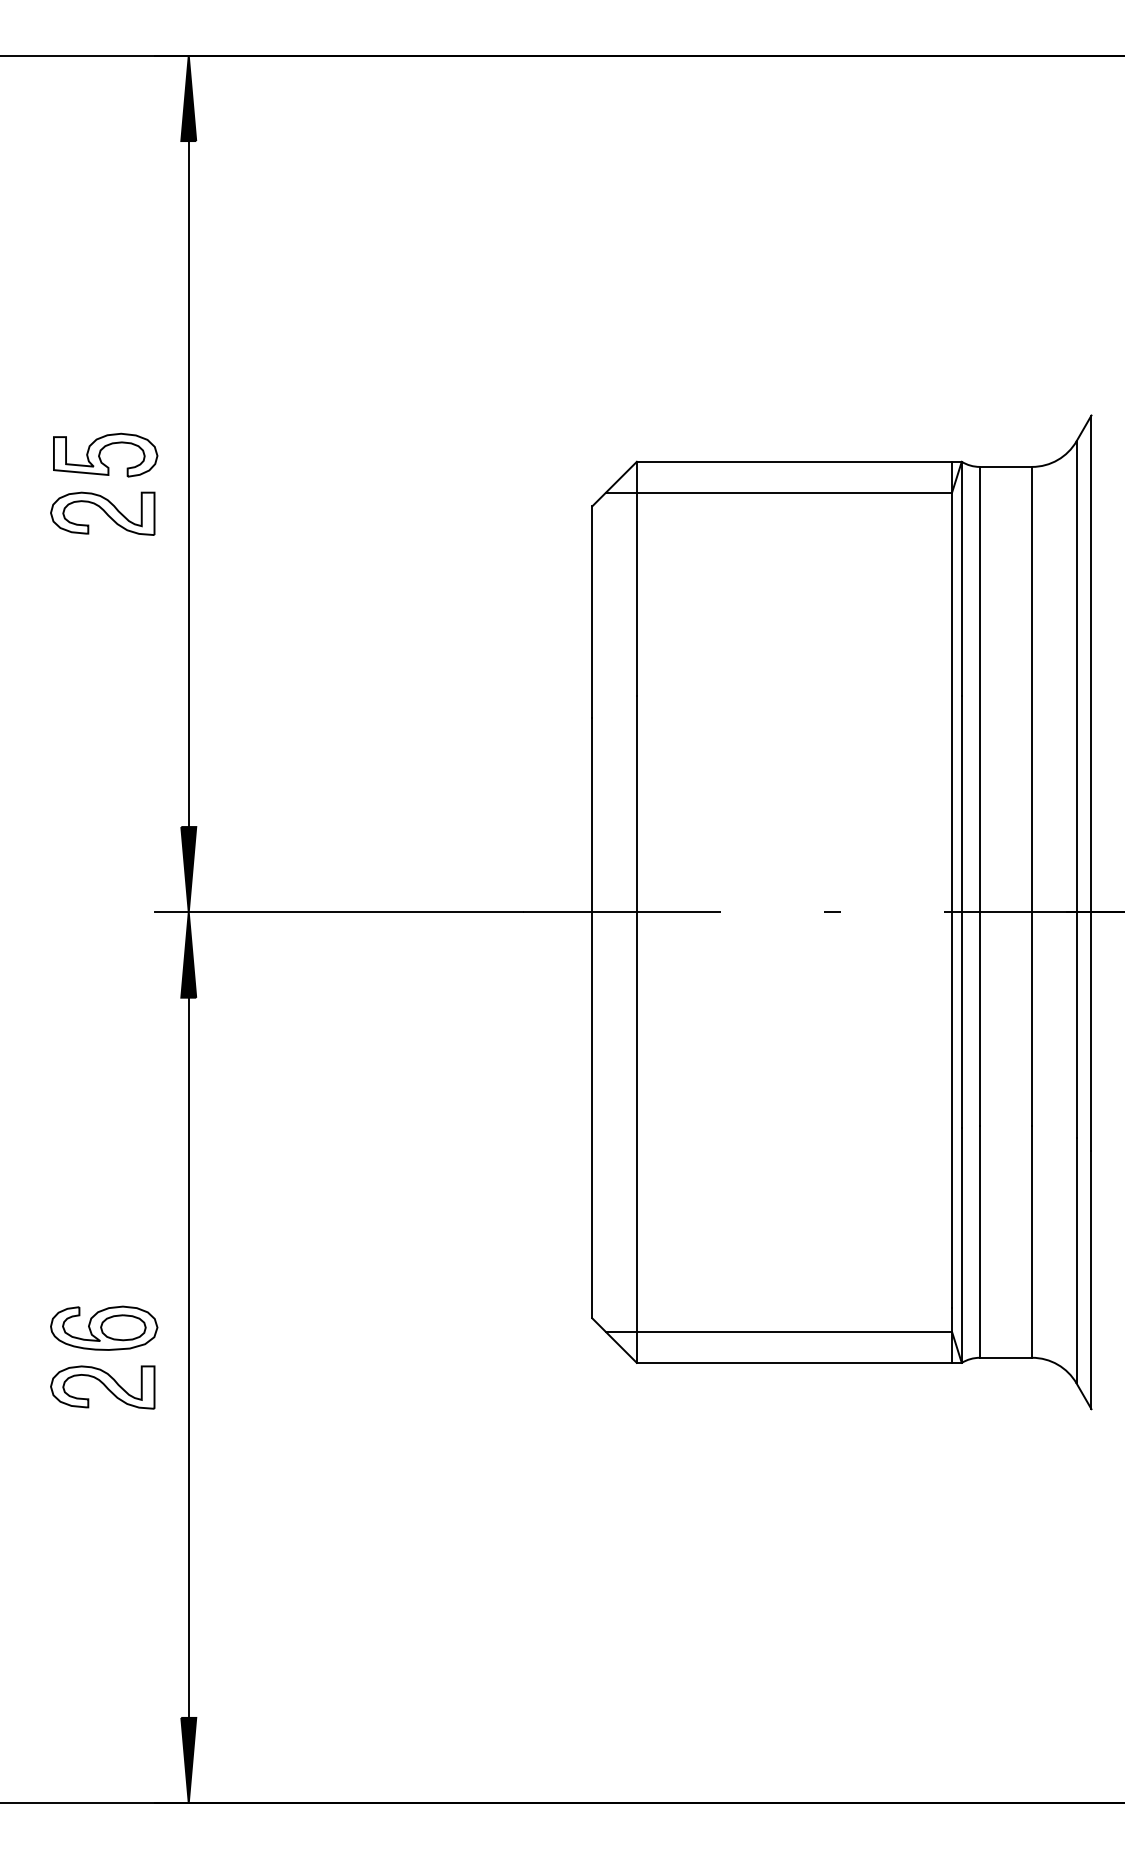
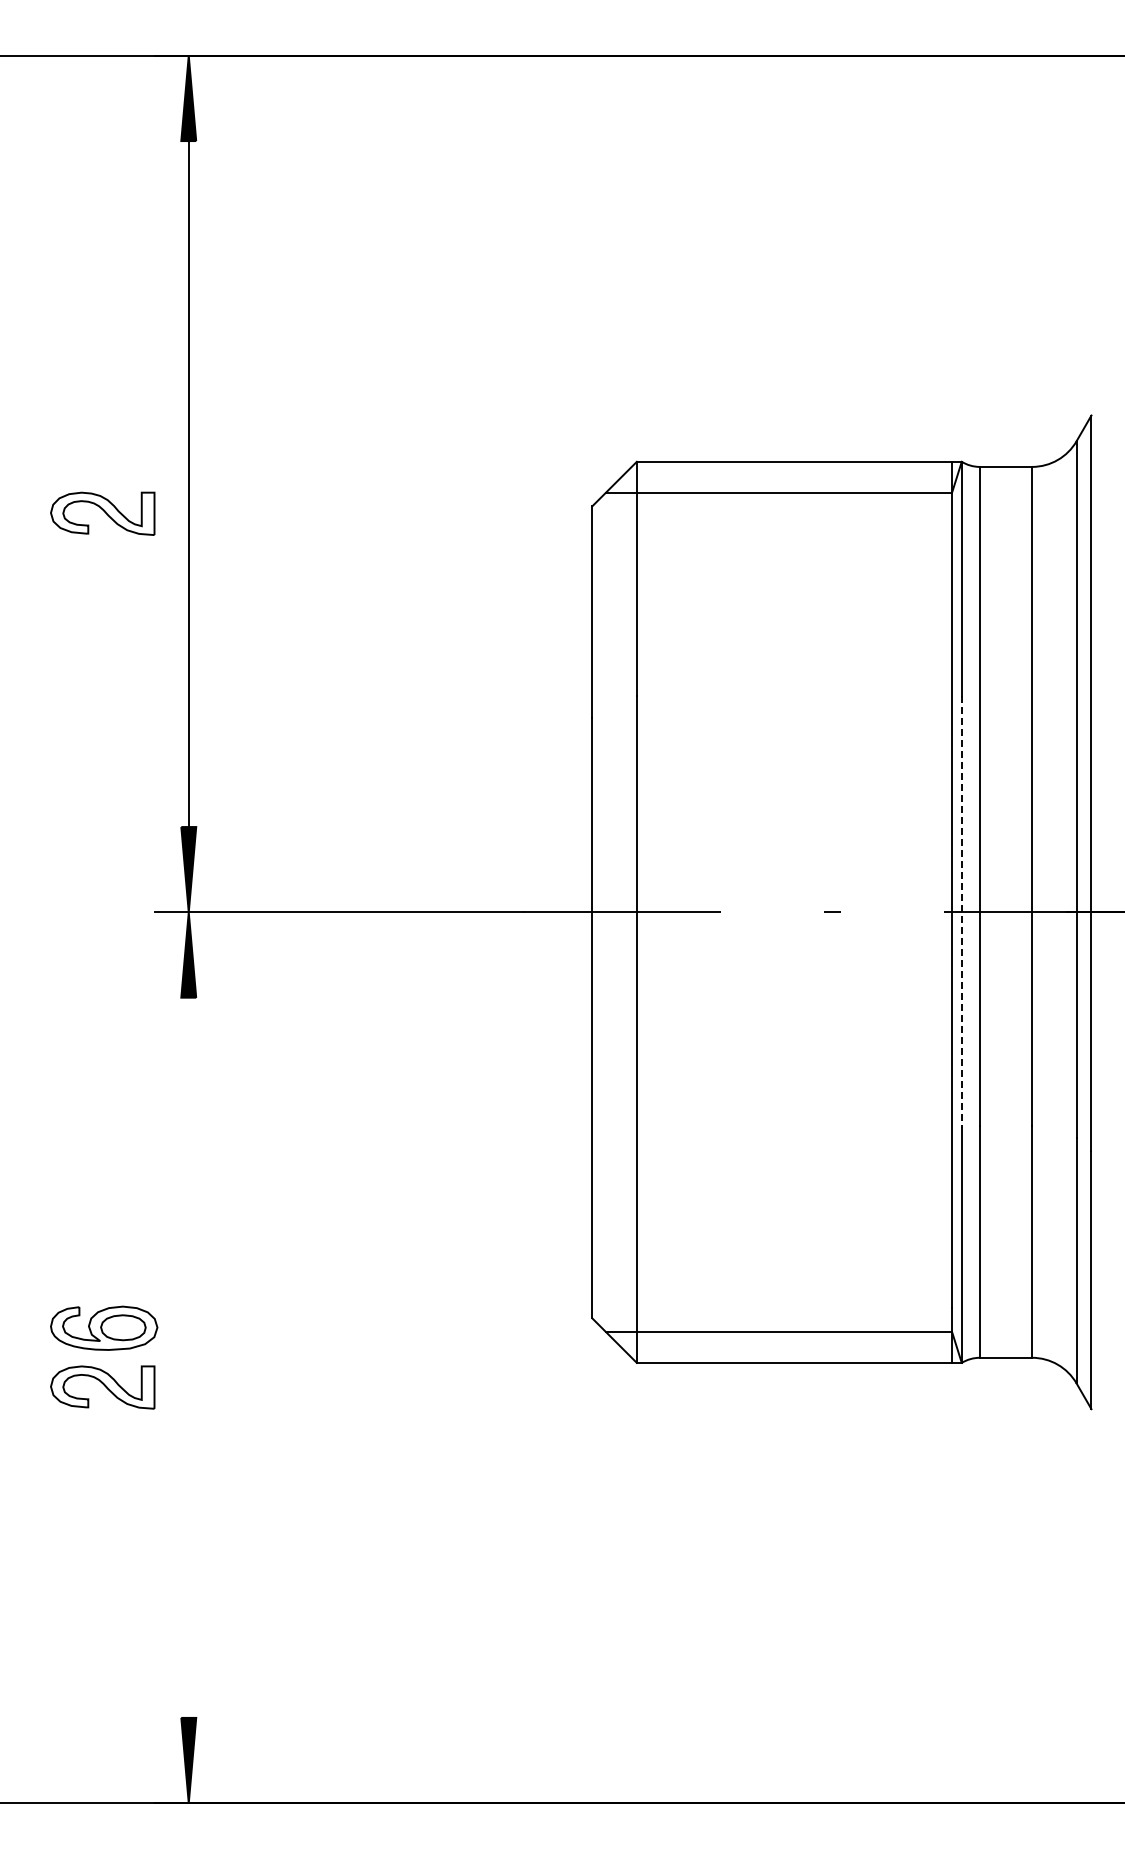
part: present -> none (105, 454)
line: solid -> dashed (961, 912)
line: present -> none (188, 1357)
